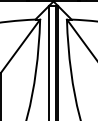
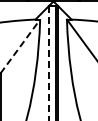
line: solid -> dashed (20, 46)
line: solid -> dashed (49, 63)
